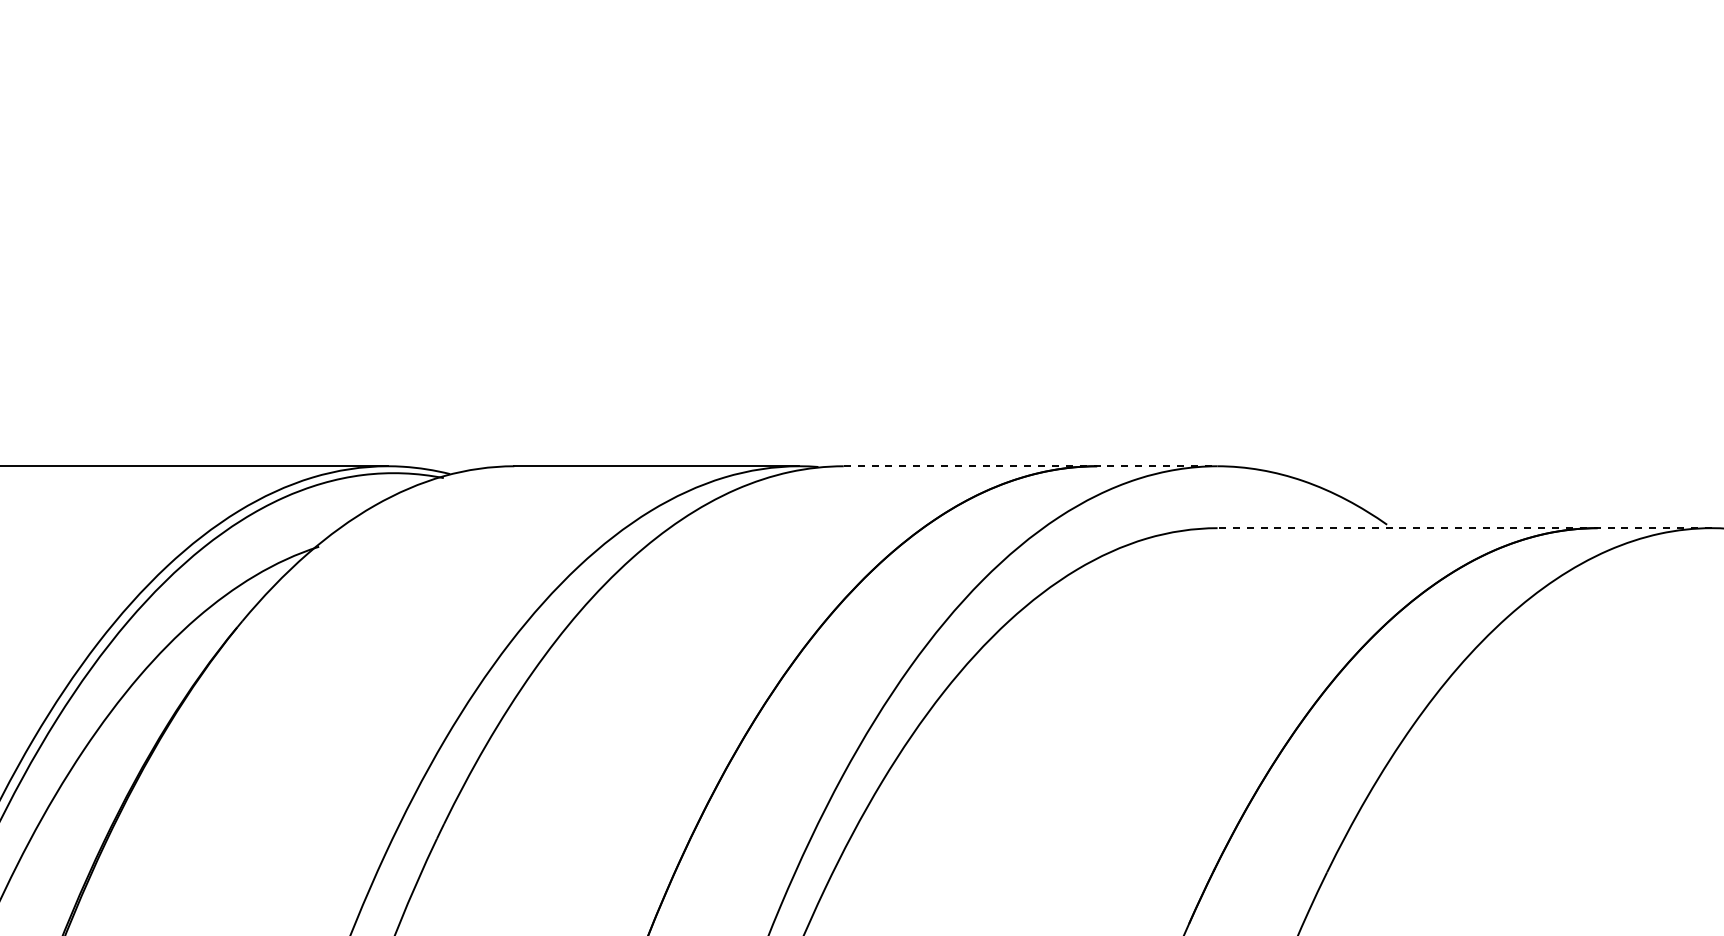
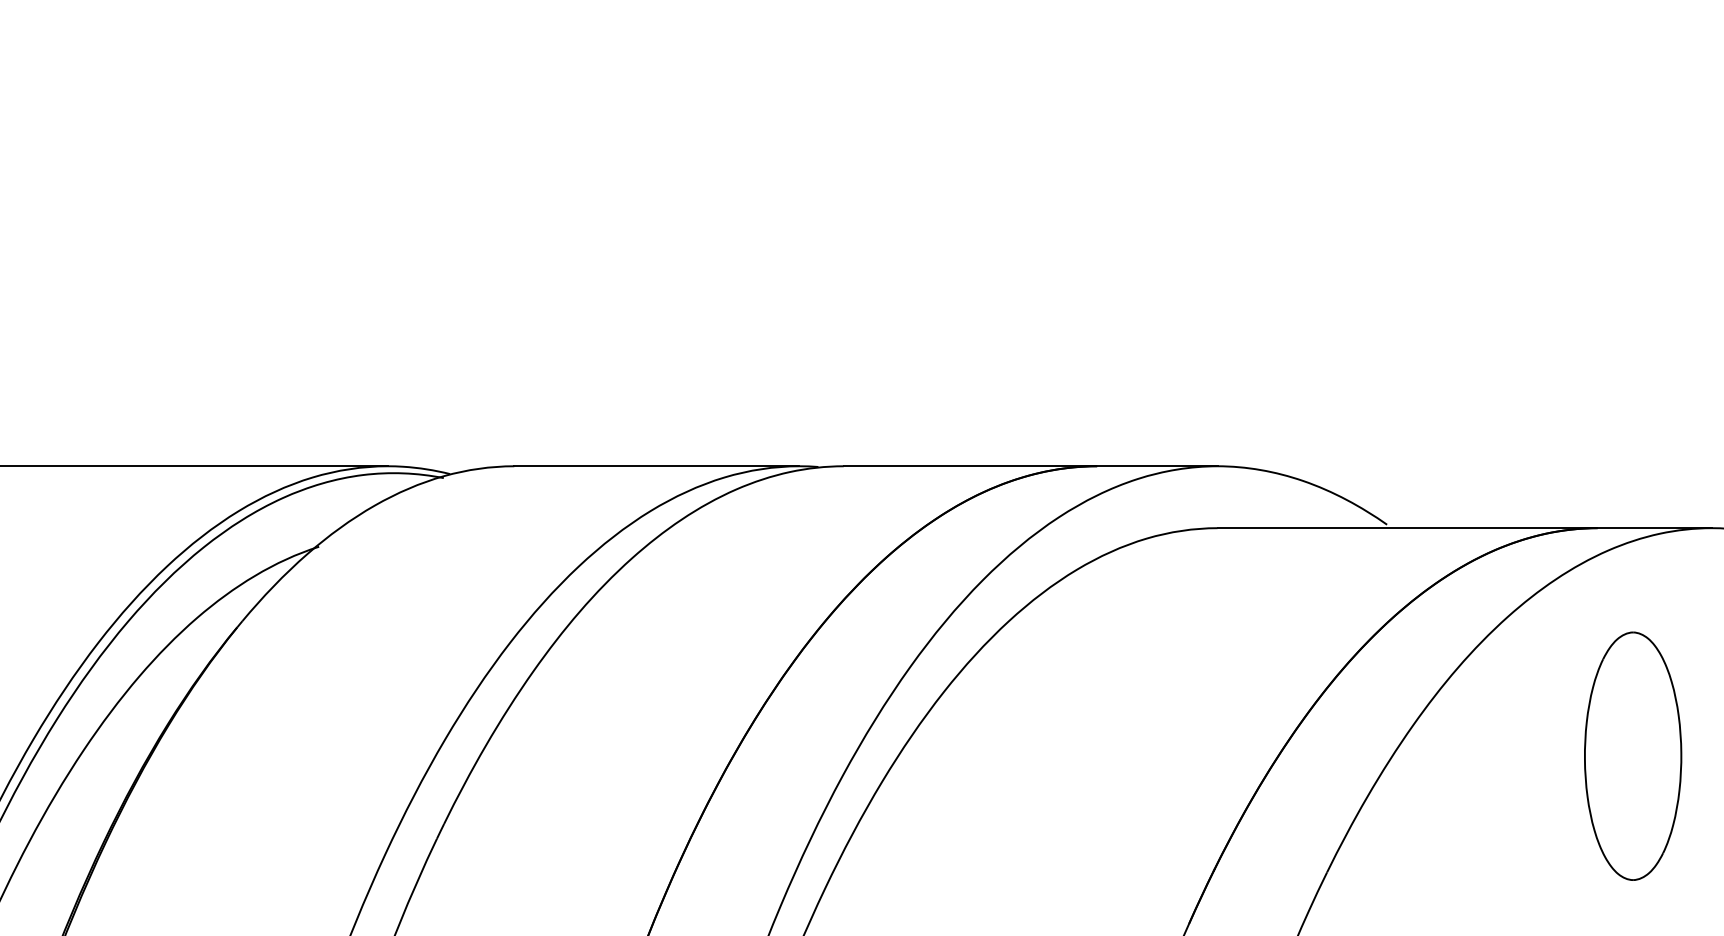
line: dashed -> solid (1030, 466)
line: dashed -> solid (1464, 528)
part: none -> present (1633, 755)
